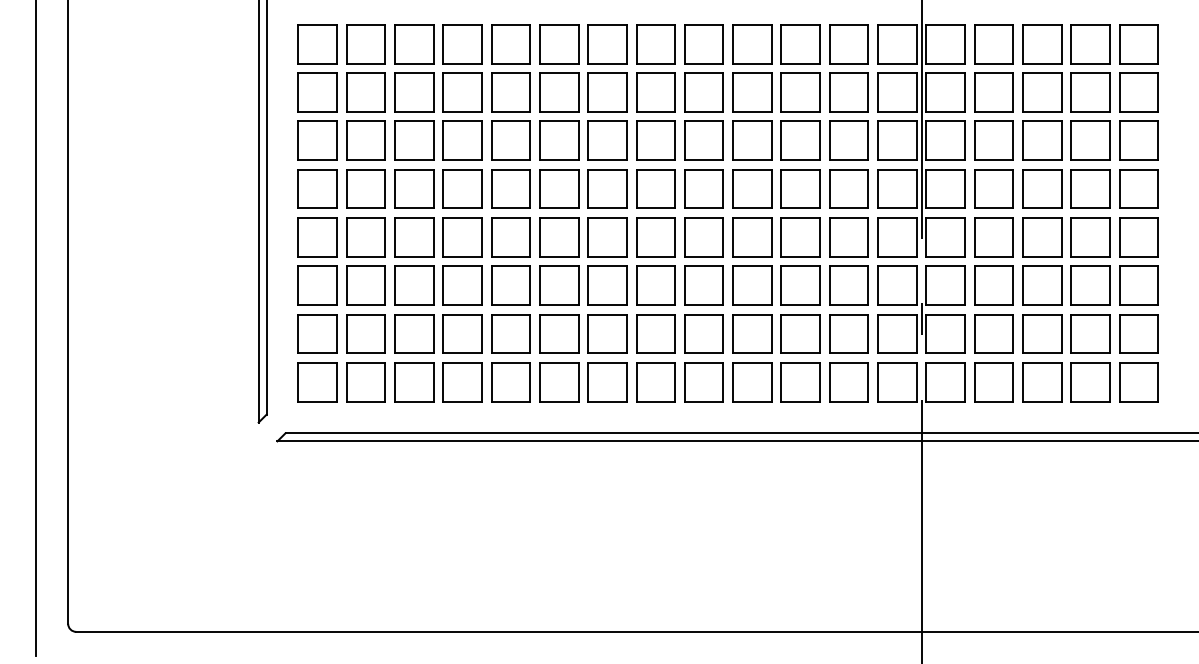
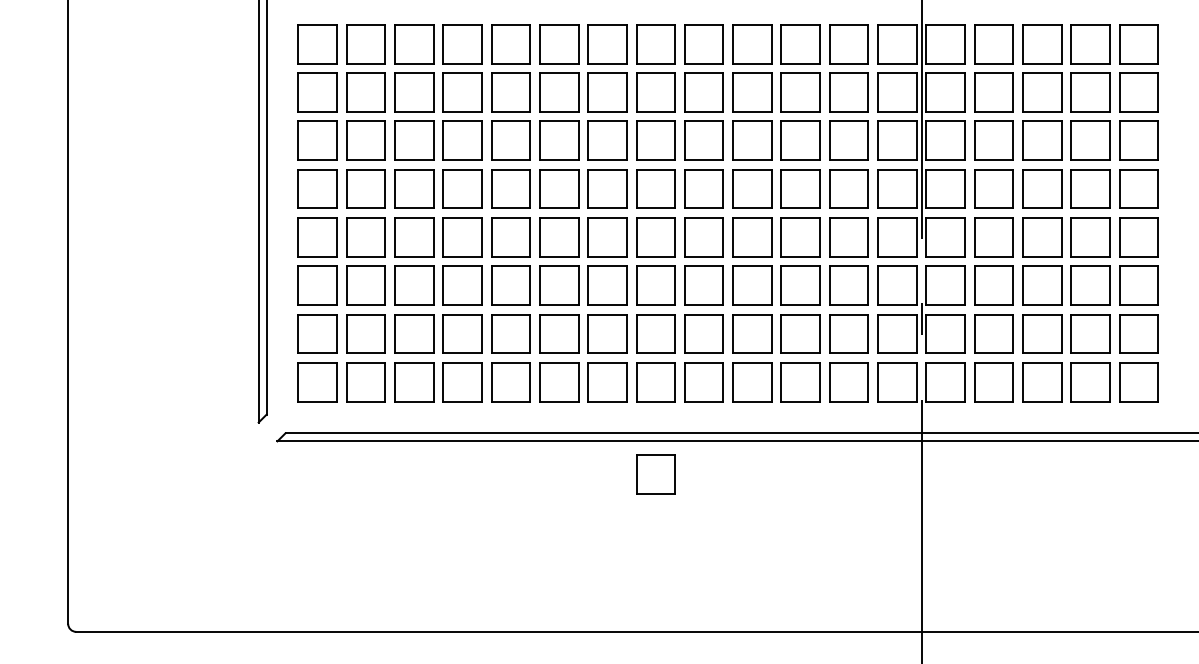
line: present -> none (35, 329)
part: none -> present (655, 474)
